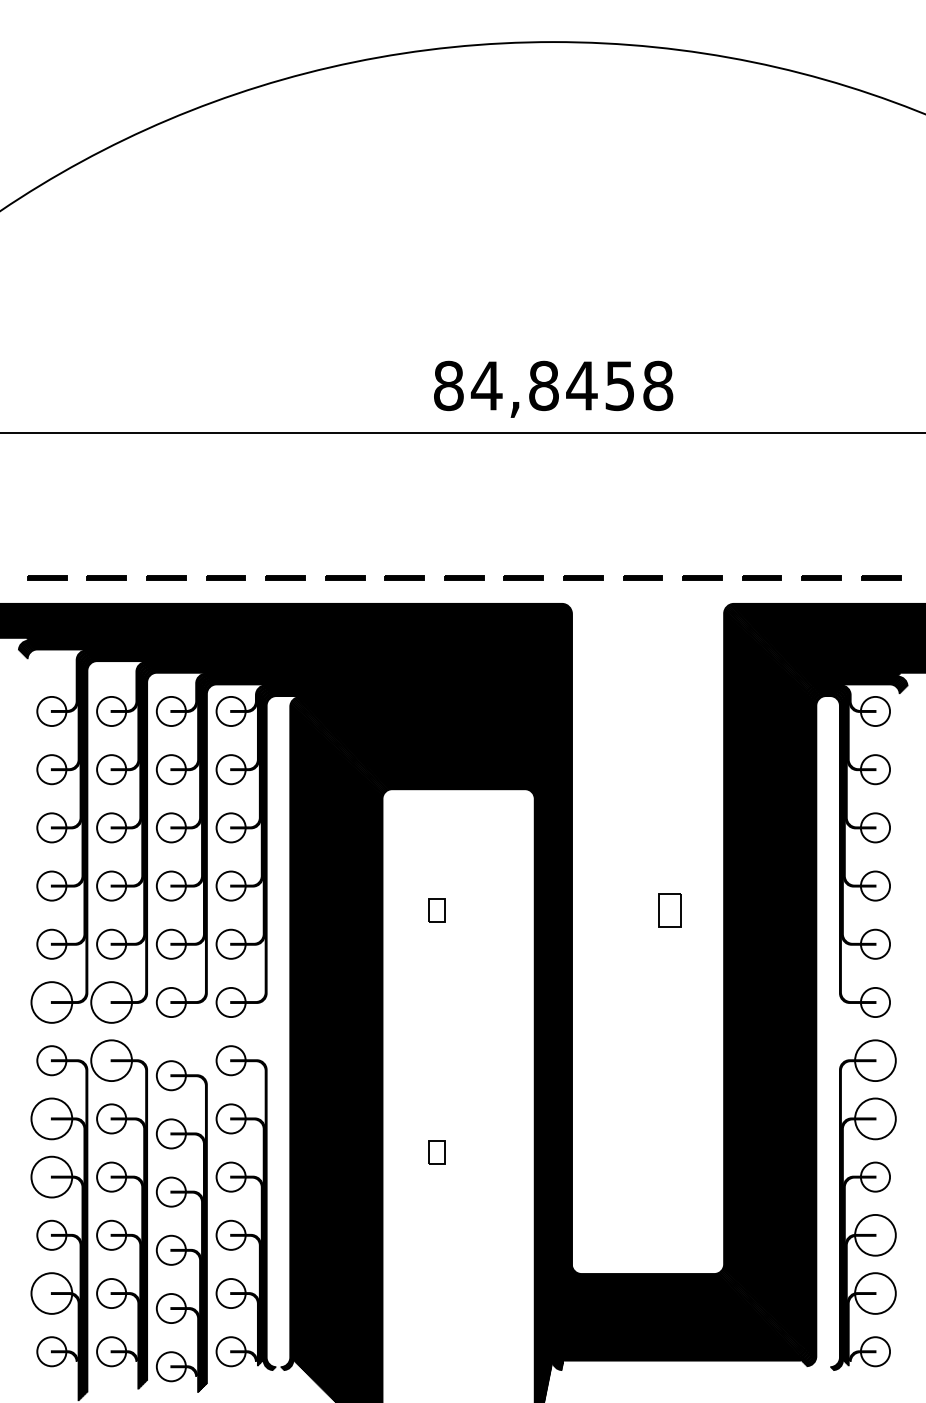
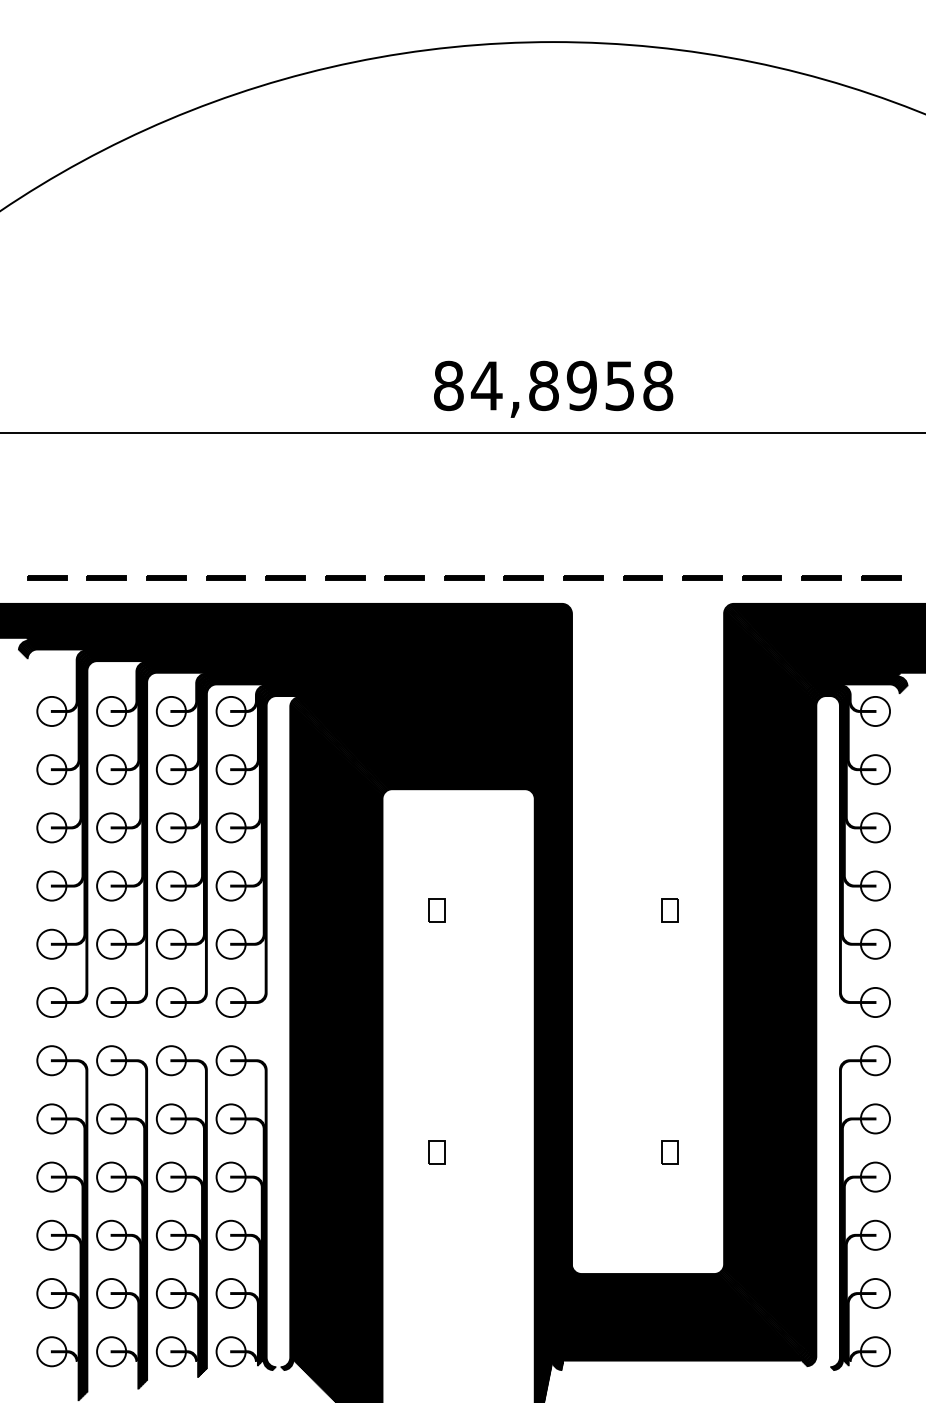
text: 84,8458 -> 84,8958 (581, 385)
part size: 24x35 px -> 18x25 px (669, 910)
circle diameter: 41 px -> 29 px (51, 1002)
circle diameter: 41 px -> 29 px (111, 1002)
circle diameter: 41 px -> 29 px (111, 1060)
circle diameter: 41 px -> 29 px (875, 1060)
circle diameter: 41 px -> 29 px (51, 1118)
circle diameter: 41 px -> 29 px (875, 1118)
part: none -> present (669, 1152)
circle diameter: 41 px -> 29 px (51, 1176)
circle diameter: 41 px -> 29 px (875, 1234)
part position: (176, 1235) -> (176, 1220) (176, 1220)
circle diameter: 41 px -> 29 px (51, 1293)
circle diameter: 41 px -> 29 px (875, 1293)
